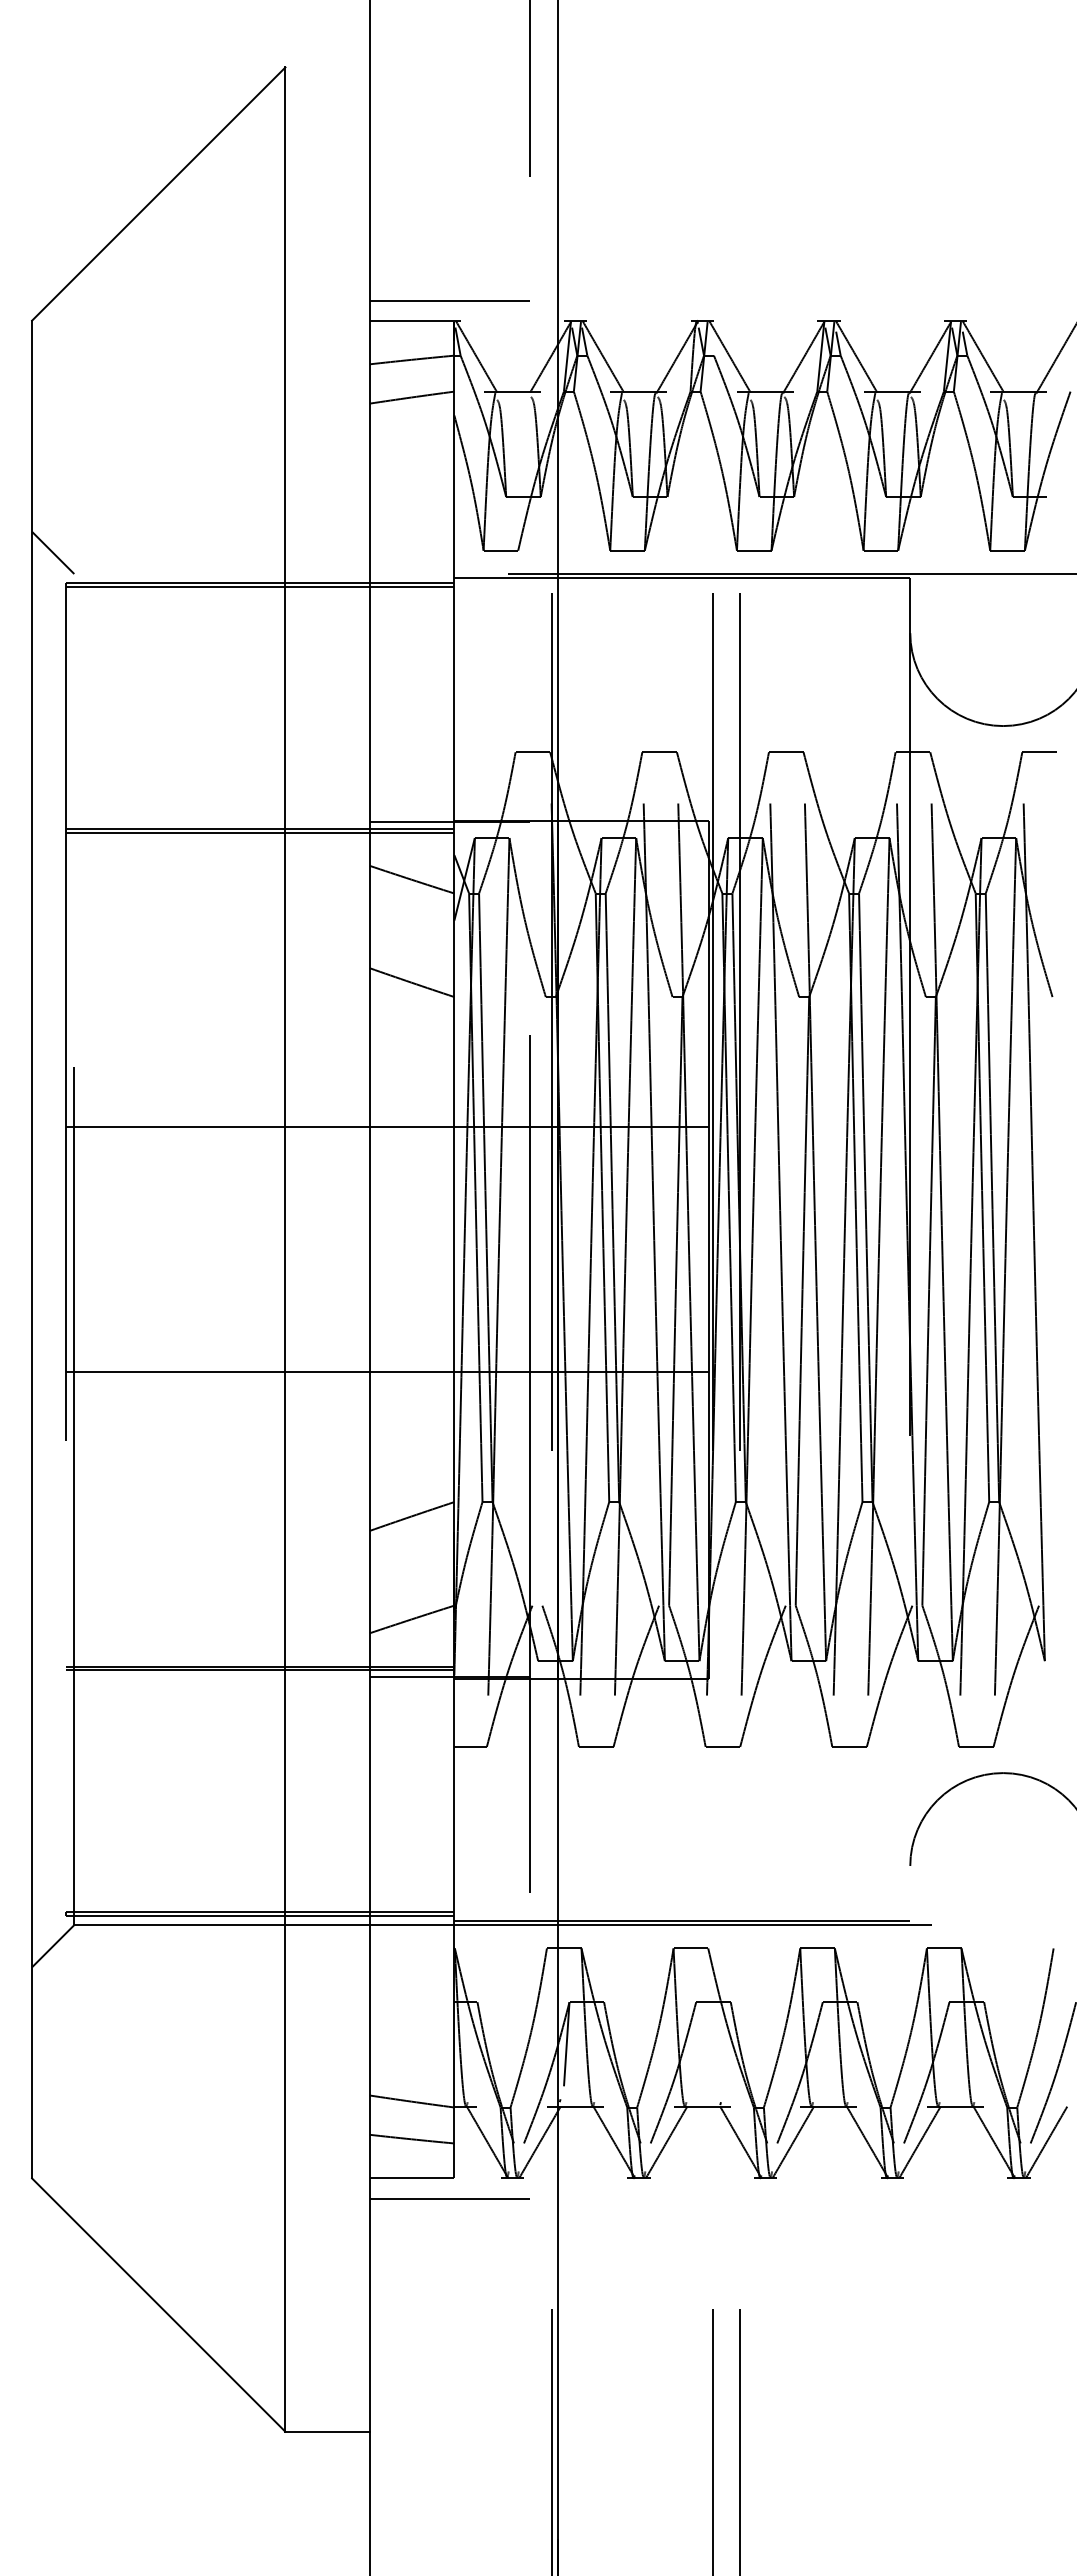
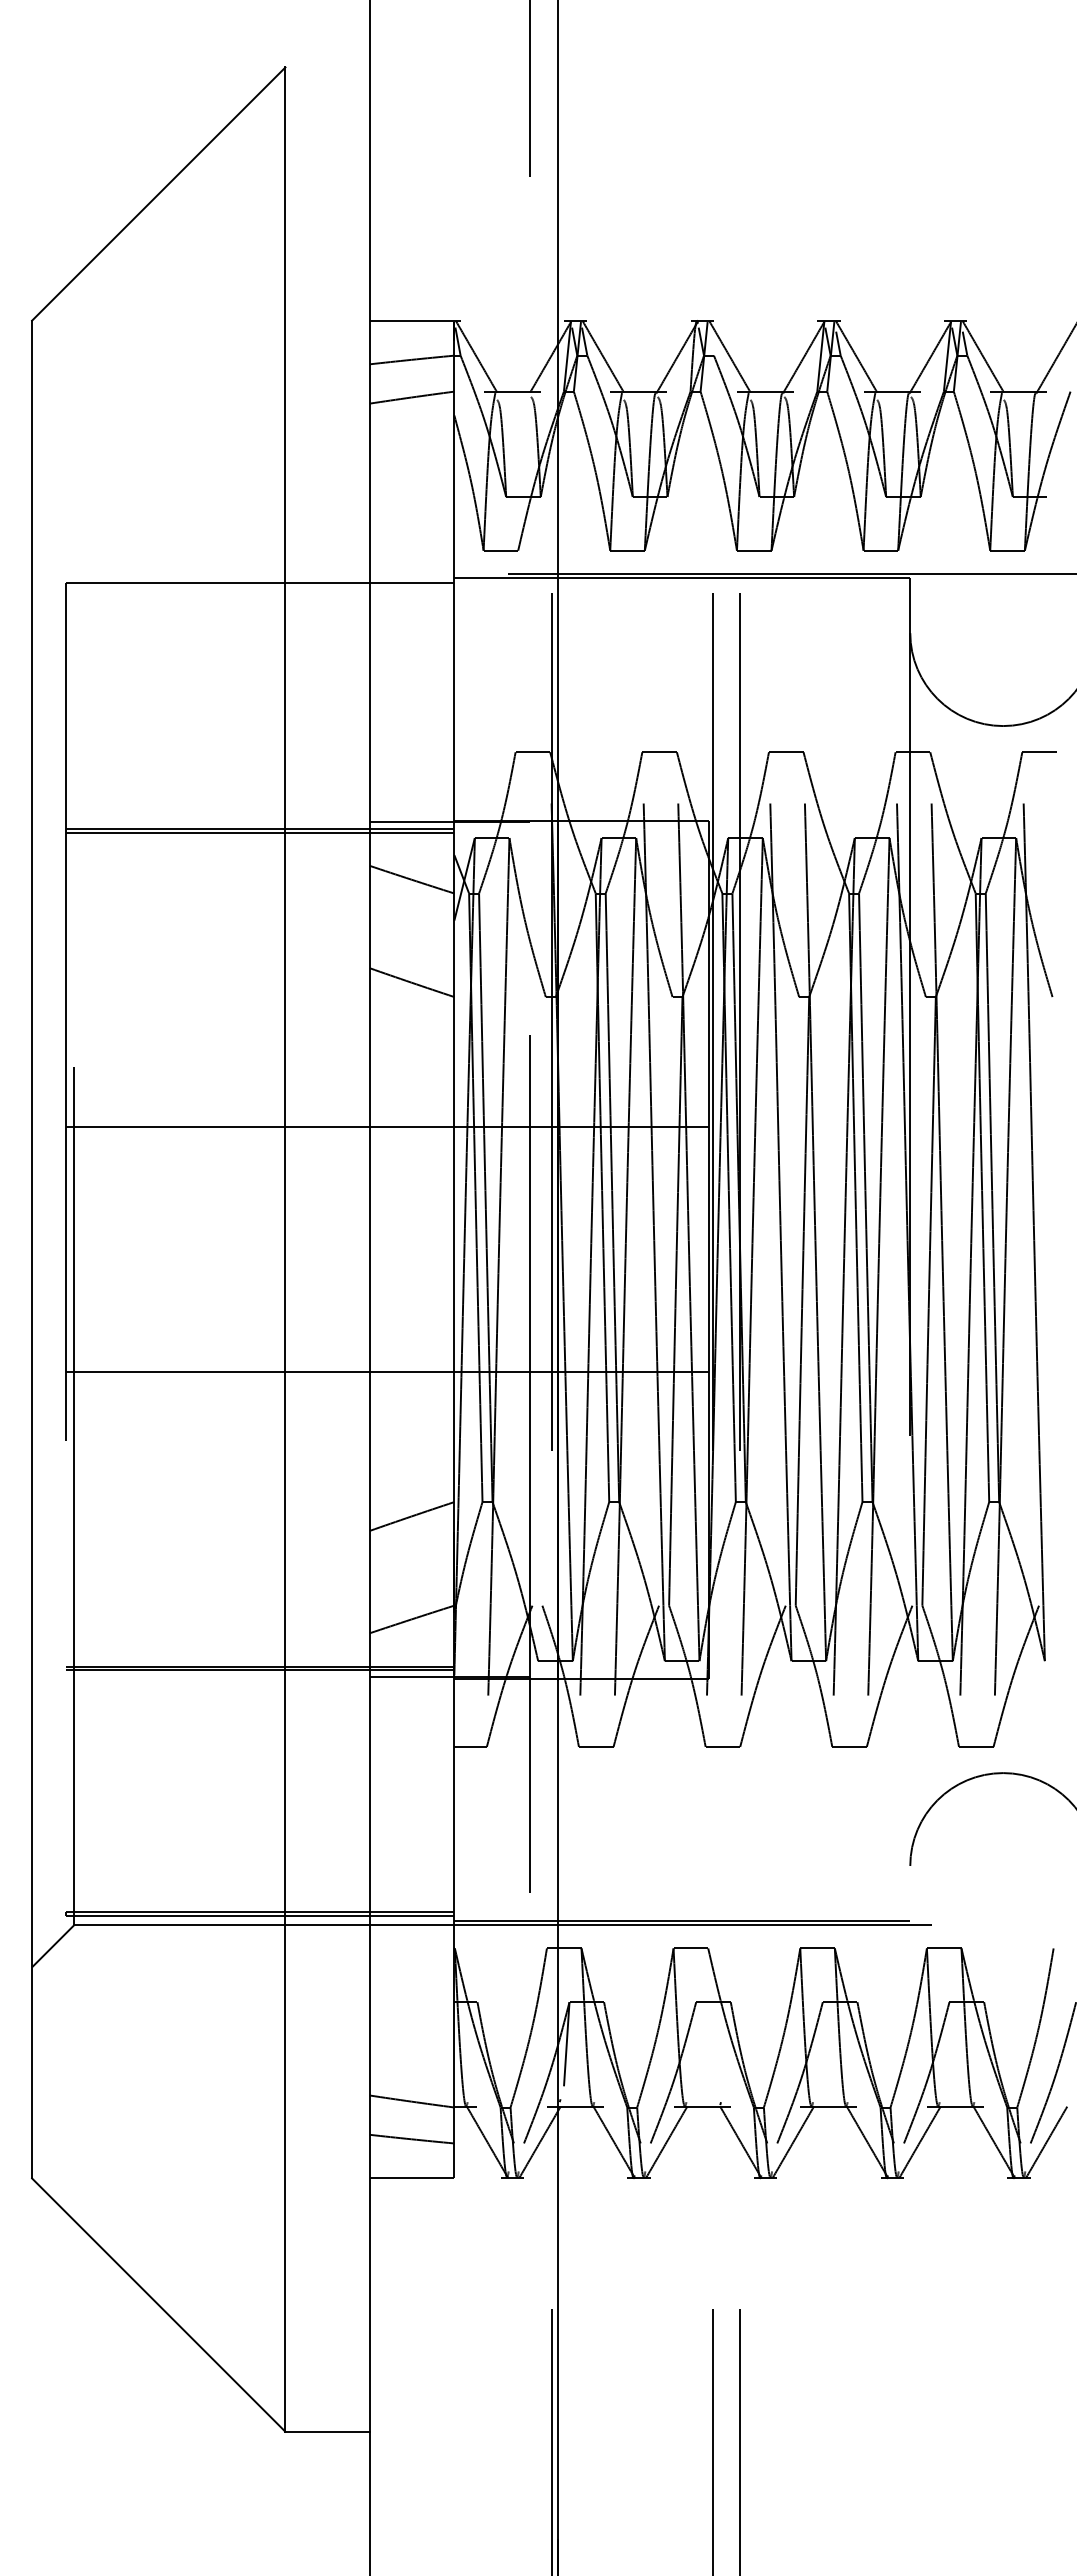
line: present -> none (449, 300)
line: present -> none (53, 552)
line: present -> none (259, 586)
line: present -> none (449, 2198)
